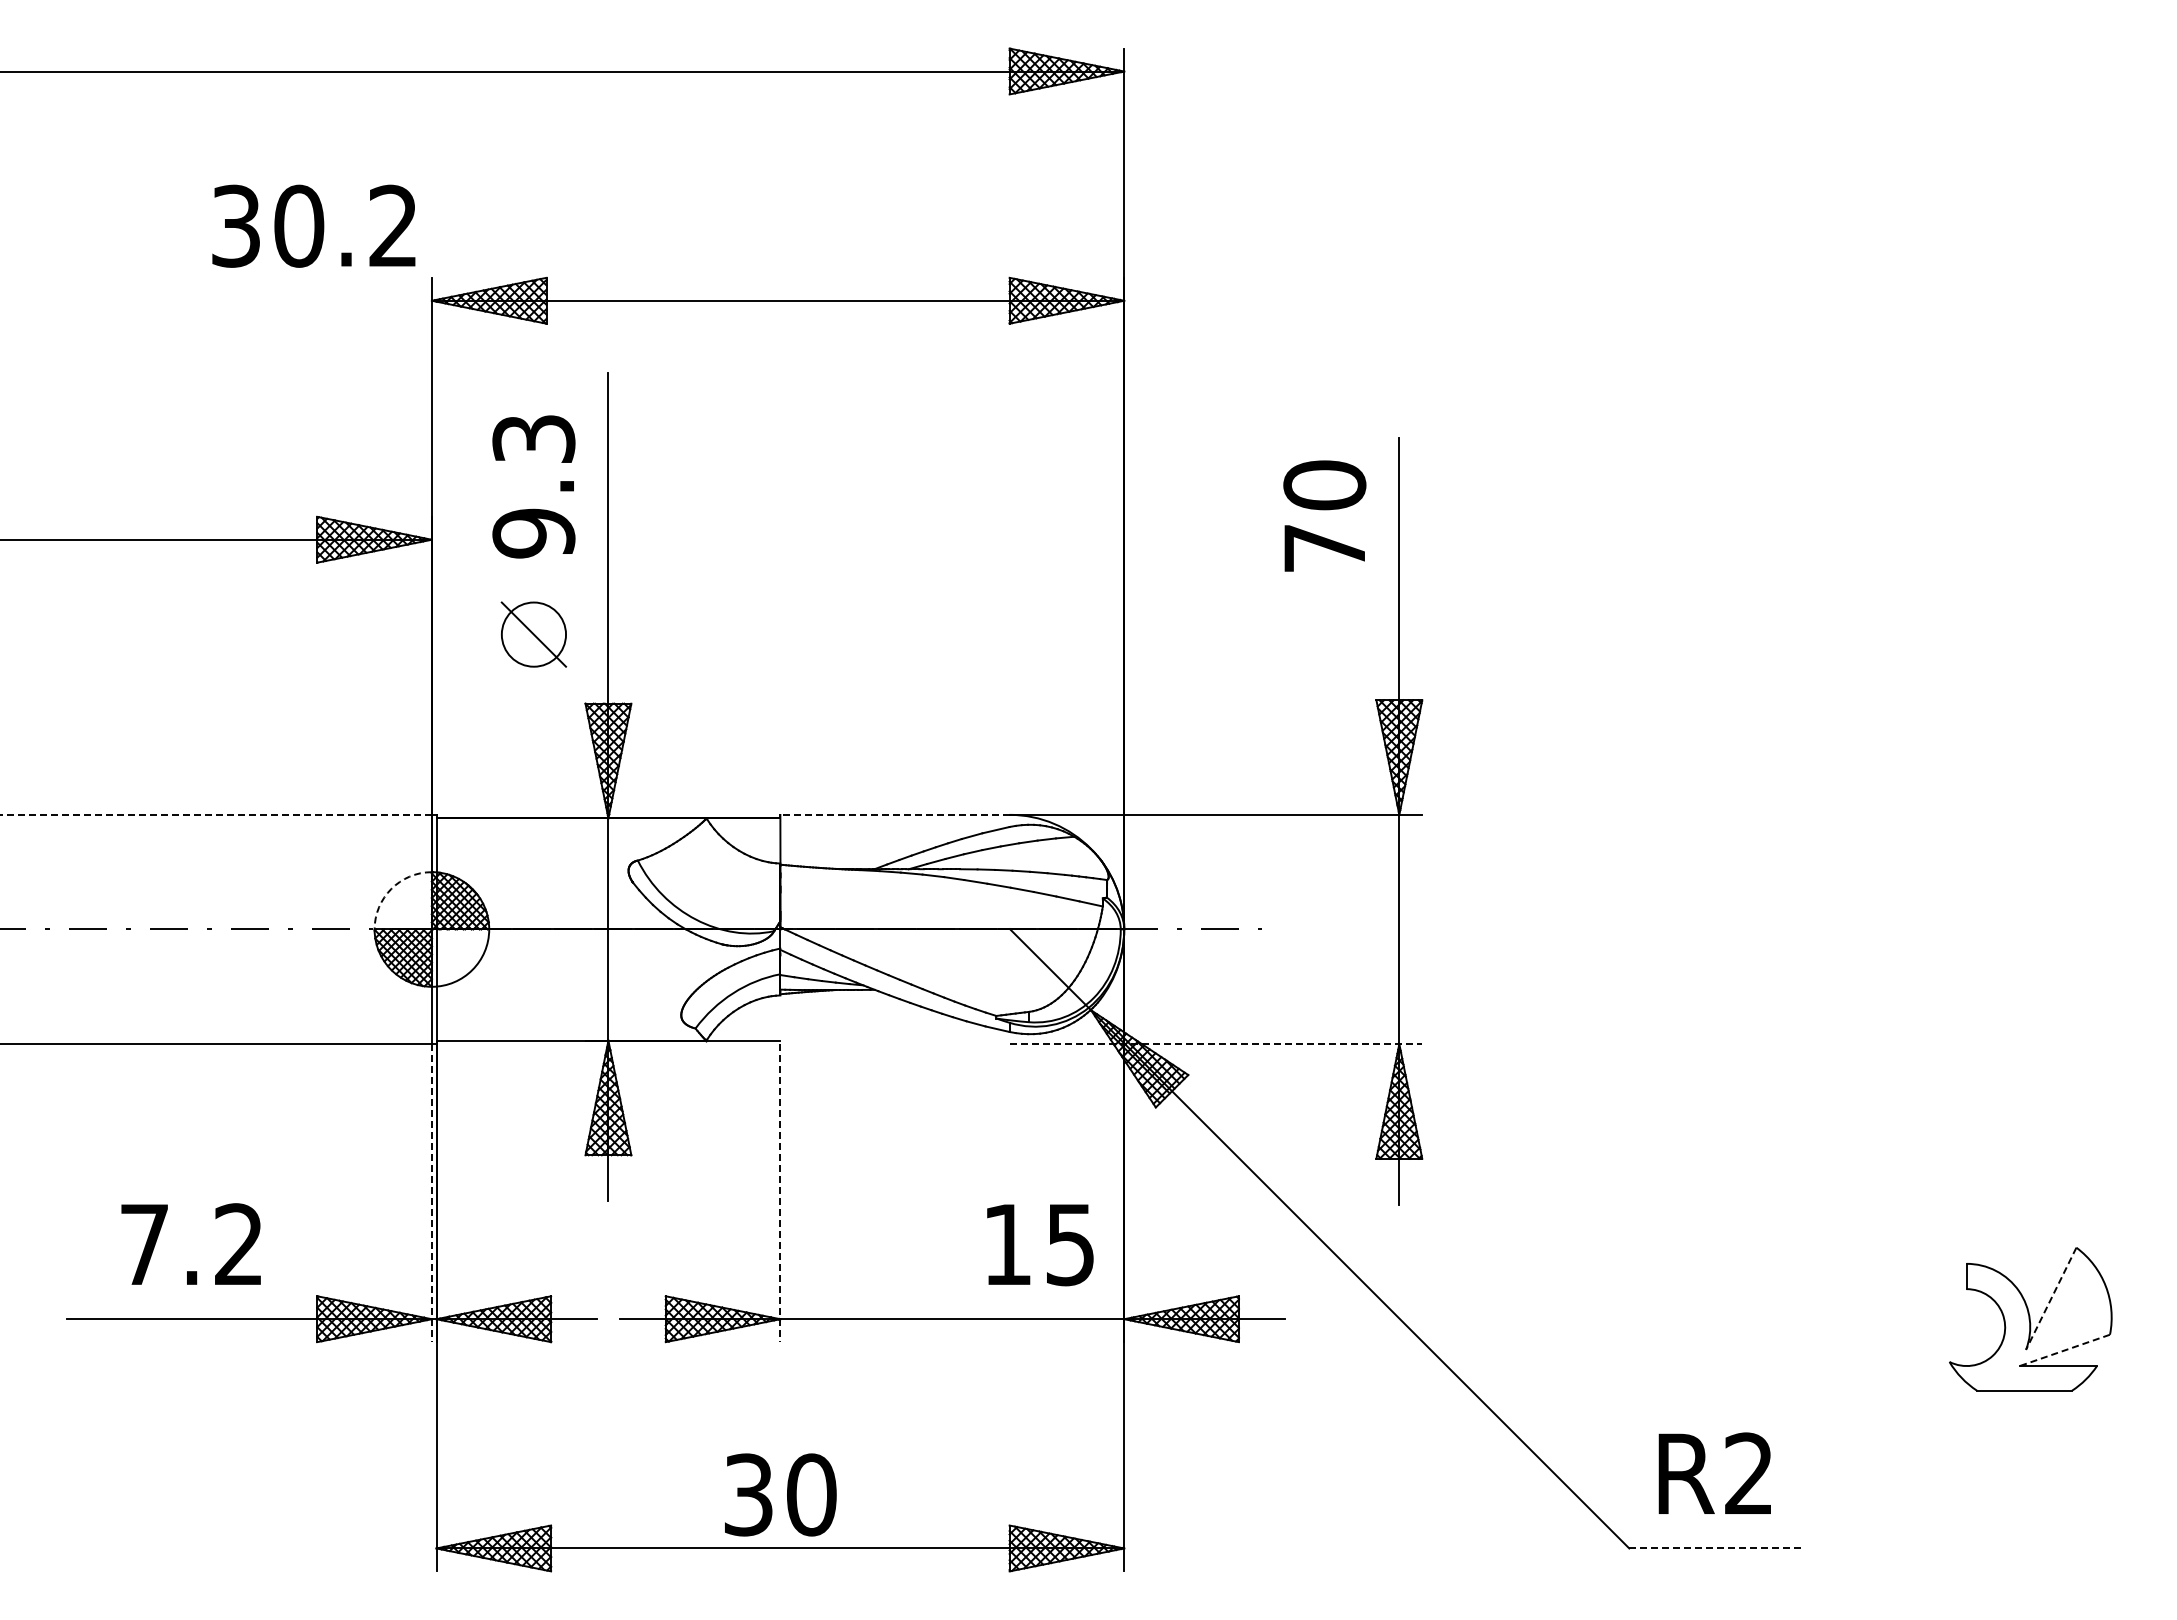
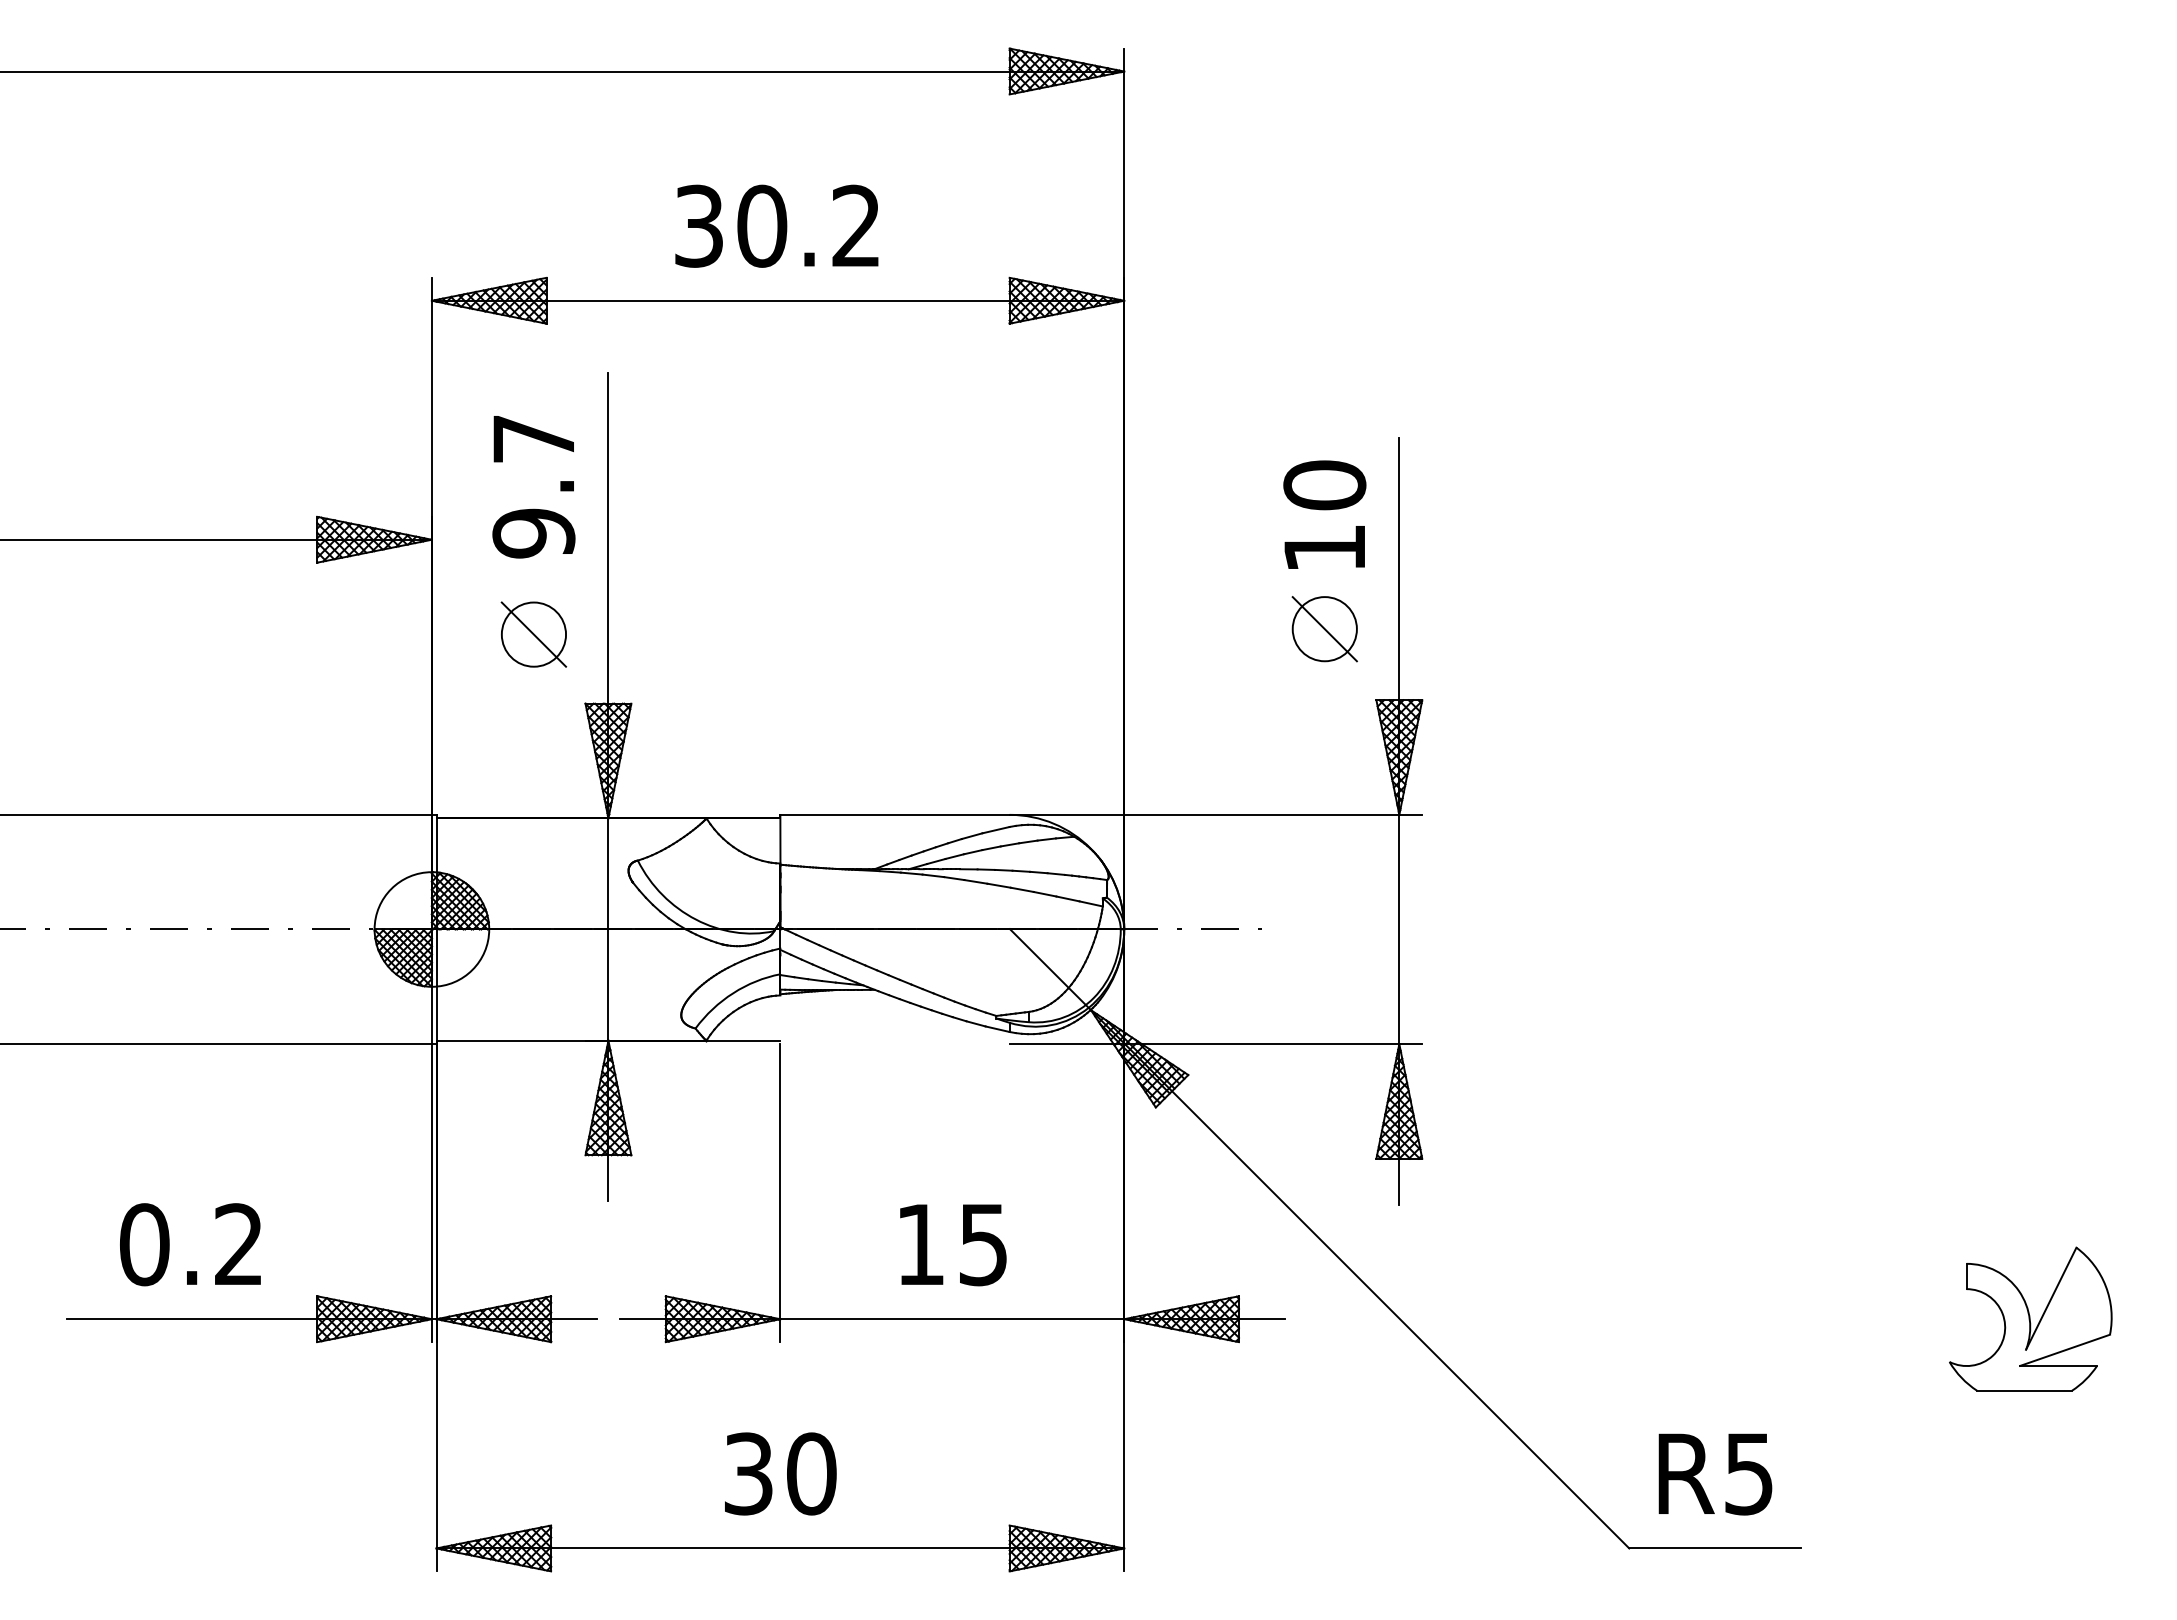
text position: (313, 225) -> (776, 225) (776, 225)
text: 9.3 -> 9.7 (533, 438)
text: 70 -> 10 (1324, 548)
part: none -> present (1324, 629)
line: dashed -> solid (215, 814)
line: dashed -> solid (895, 814)
arc: dashed -> solid (391, 888)
line: dashed -> solid (1216, 1044)
line: dashed -> solid (431, 1193)
line: dashed -> solid (780, 1193)
text: 7.2 -> 0.2 (144, 1244)
text position: (1040, 1245) -> (953, 1245) (953, 1245)
line: dashed -> solid (2051, 1298)
line: dashed -> solid (2065, 1350)
text: R2 -> R5 (1748, 1473)
text position: (780, 1494) -> (780, 1473) (780, 1473)
line: dashed -> solid (1714, 1548)
